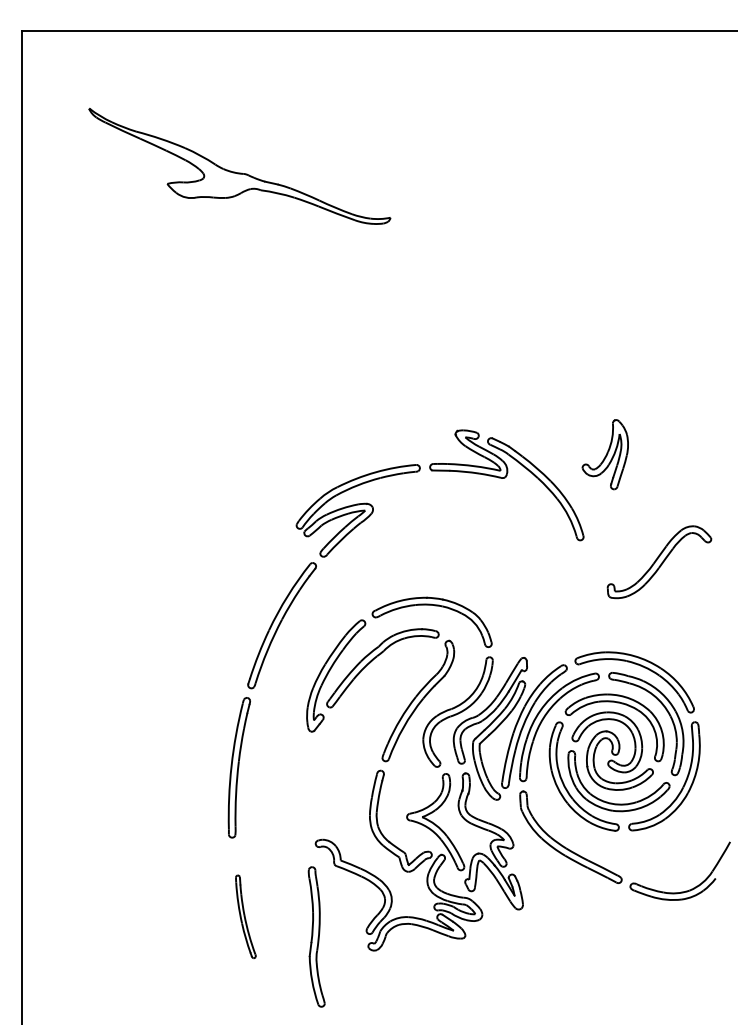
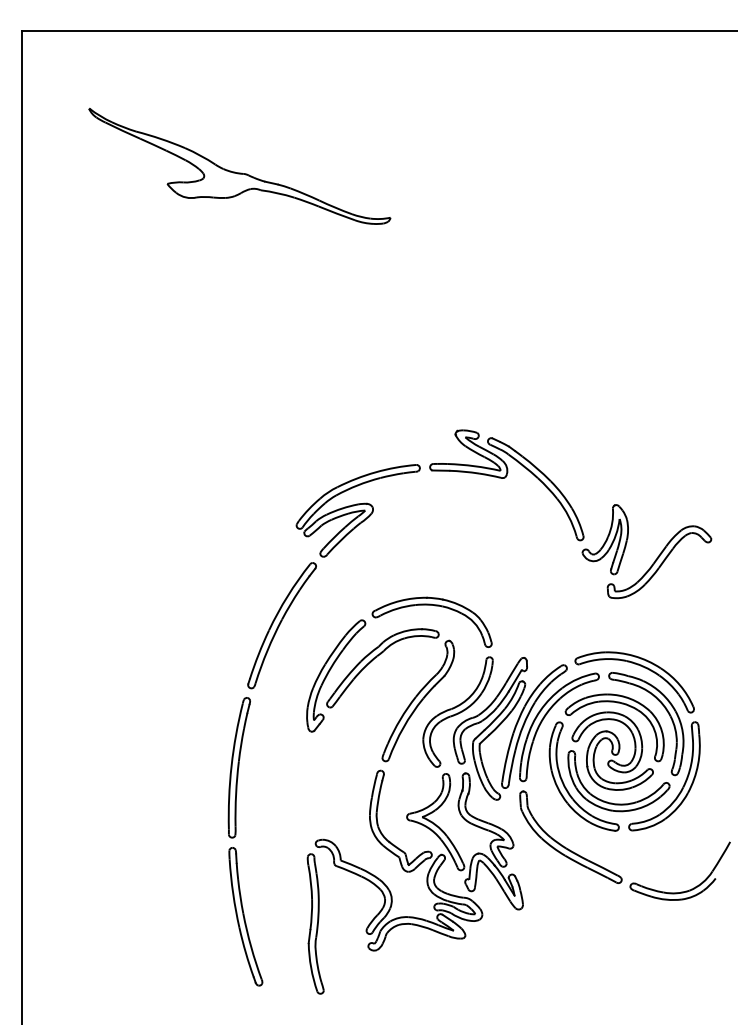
part position: (604, 454) -> (604, 539) (604, 539)
part size: 22x85 px -> 36x140 px (245, 916)
part position: (316, 936) -> (315, 923) (315, 923)
